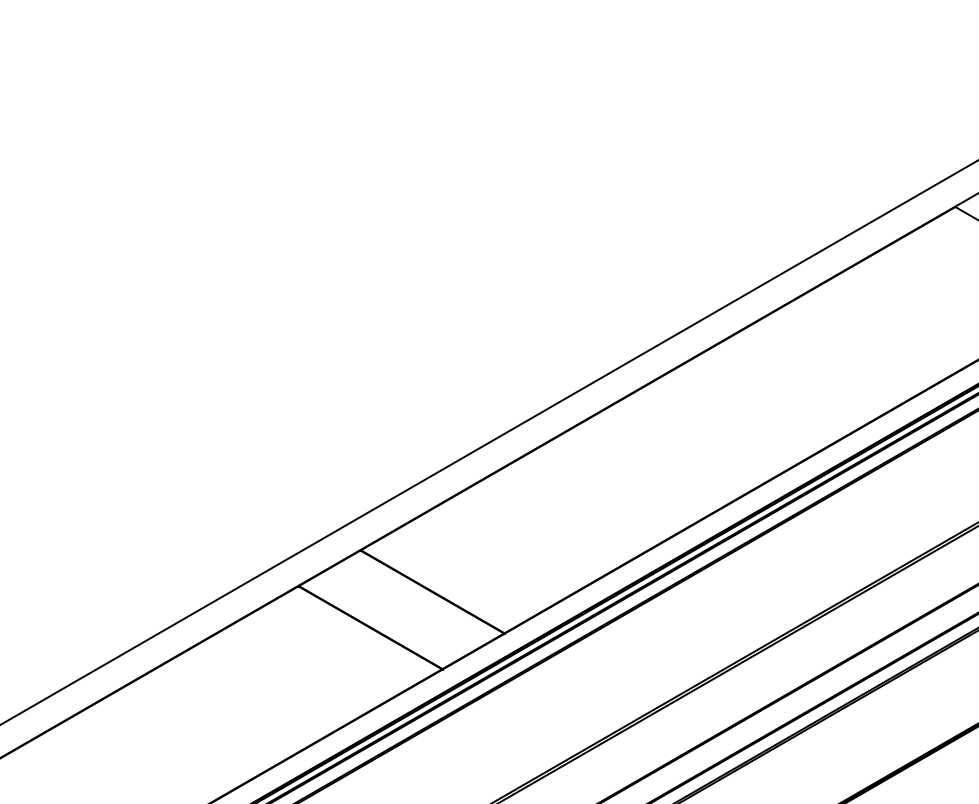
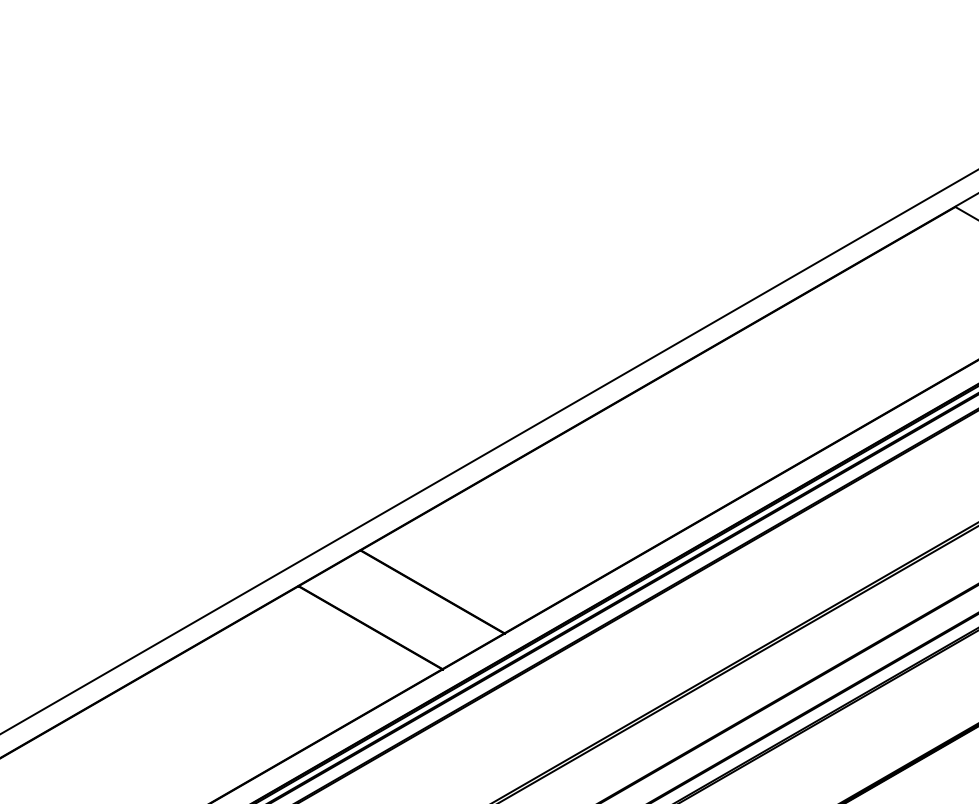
line position: (488, 442) -> (488, 452) (488, 452)
